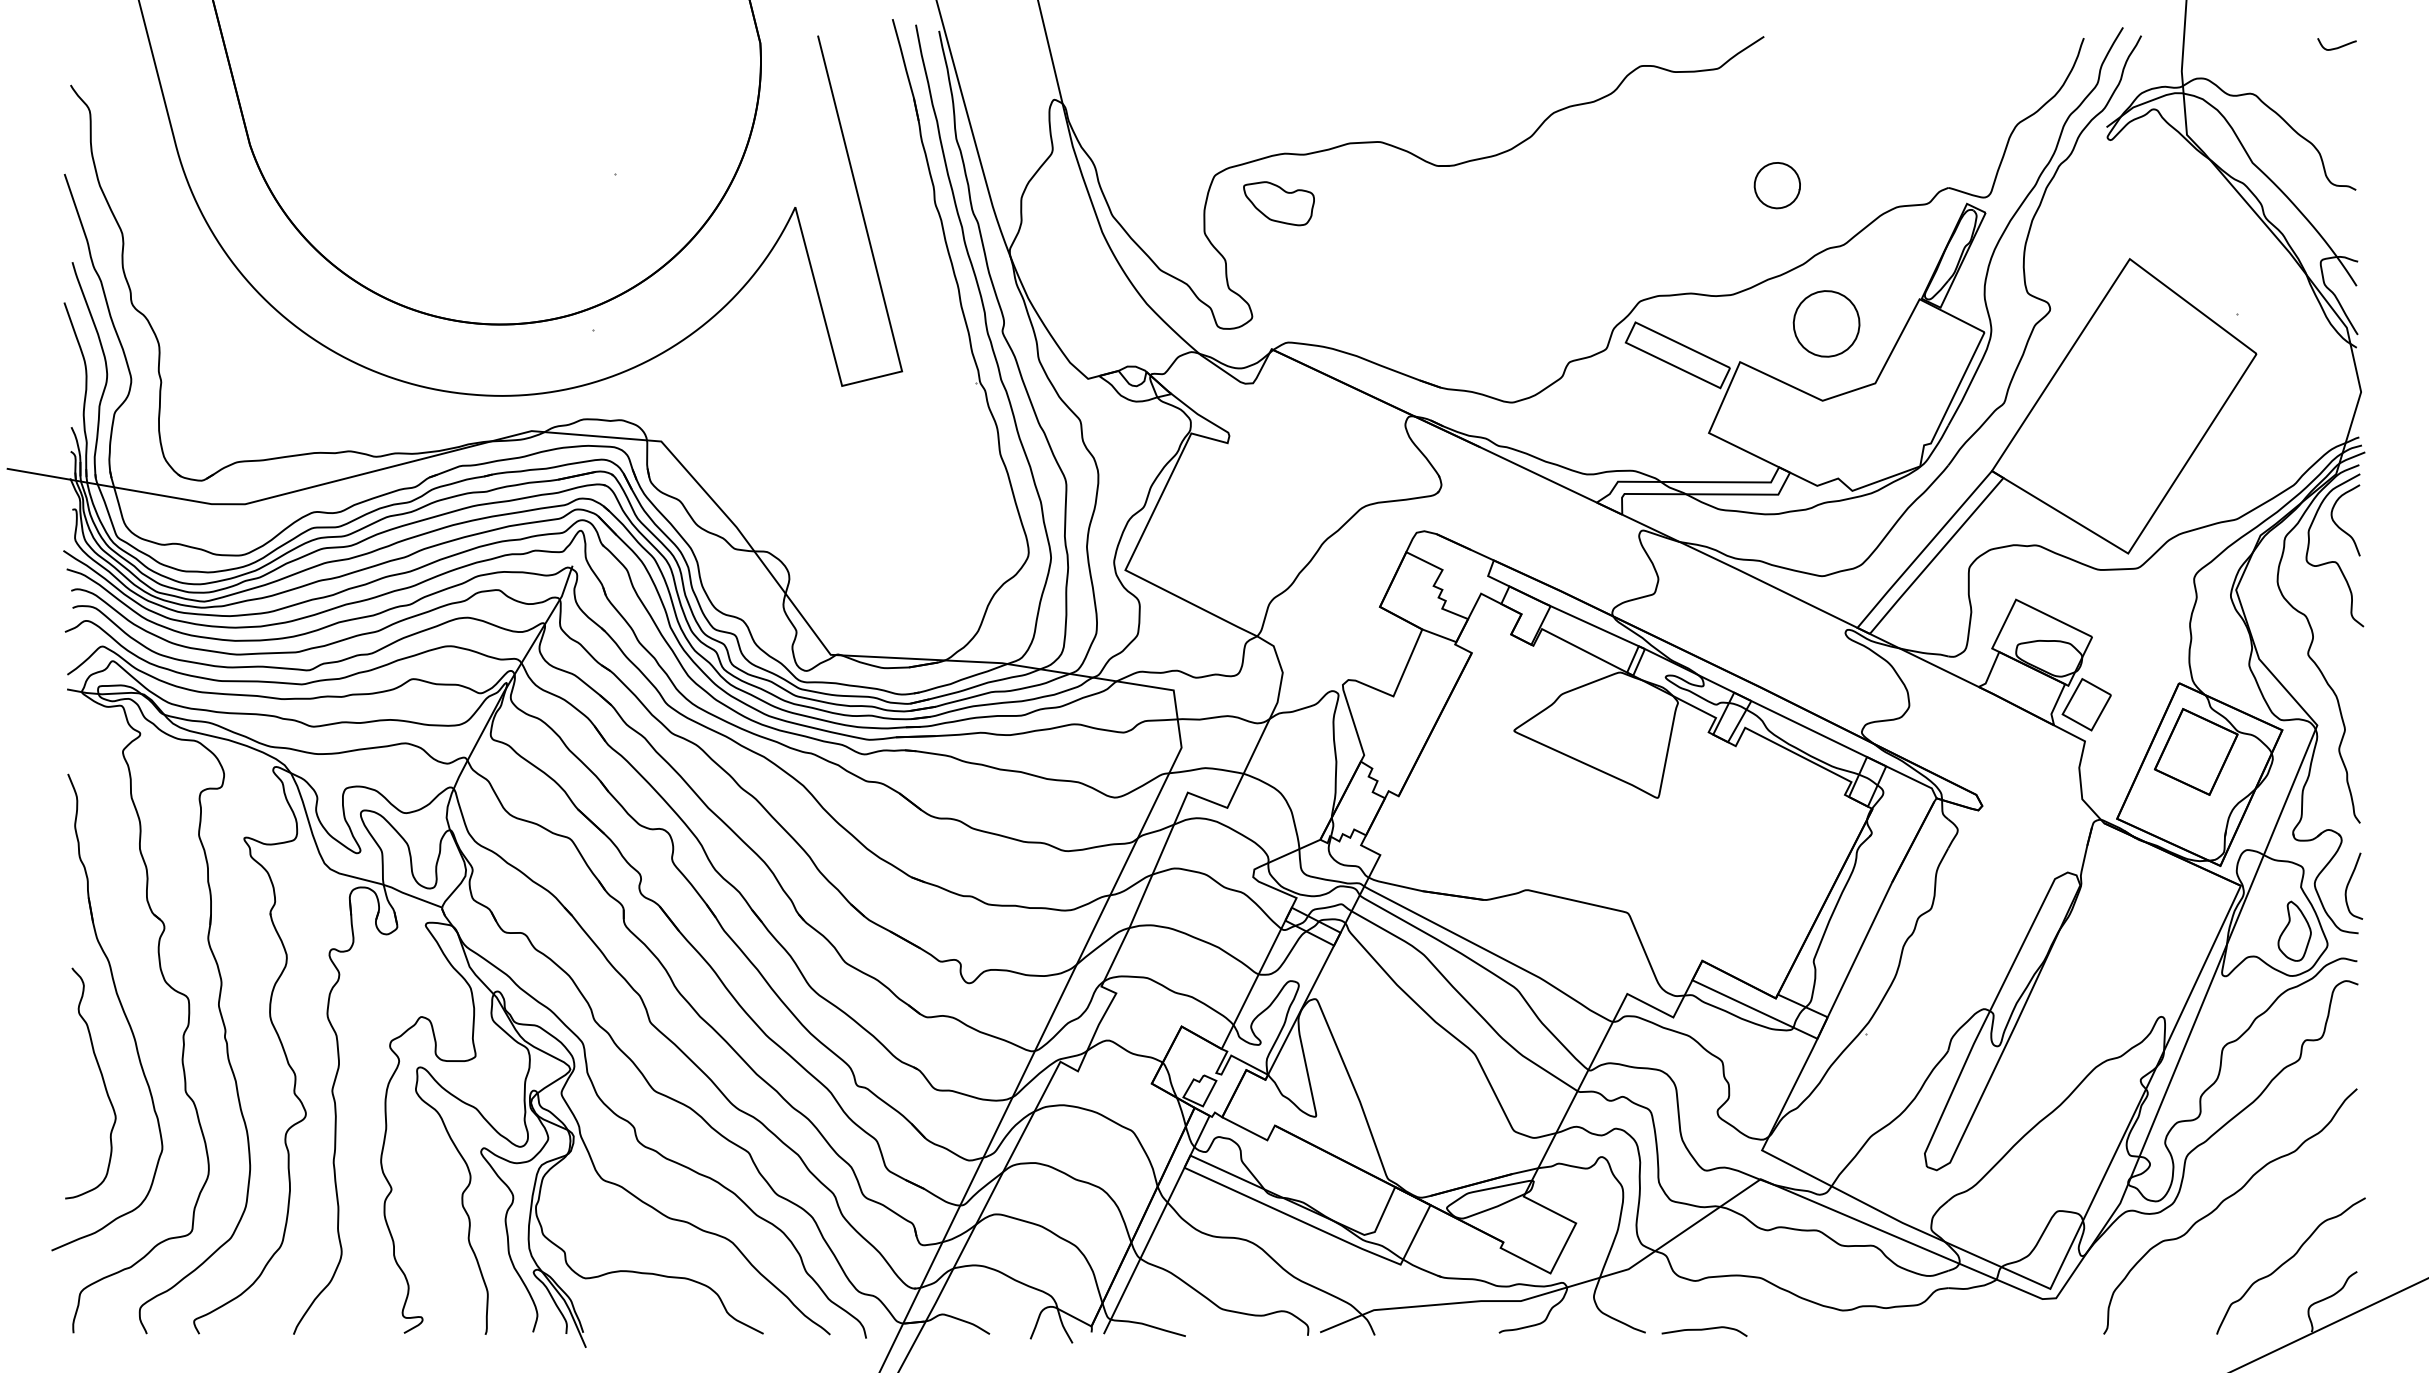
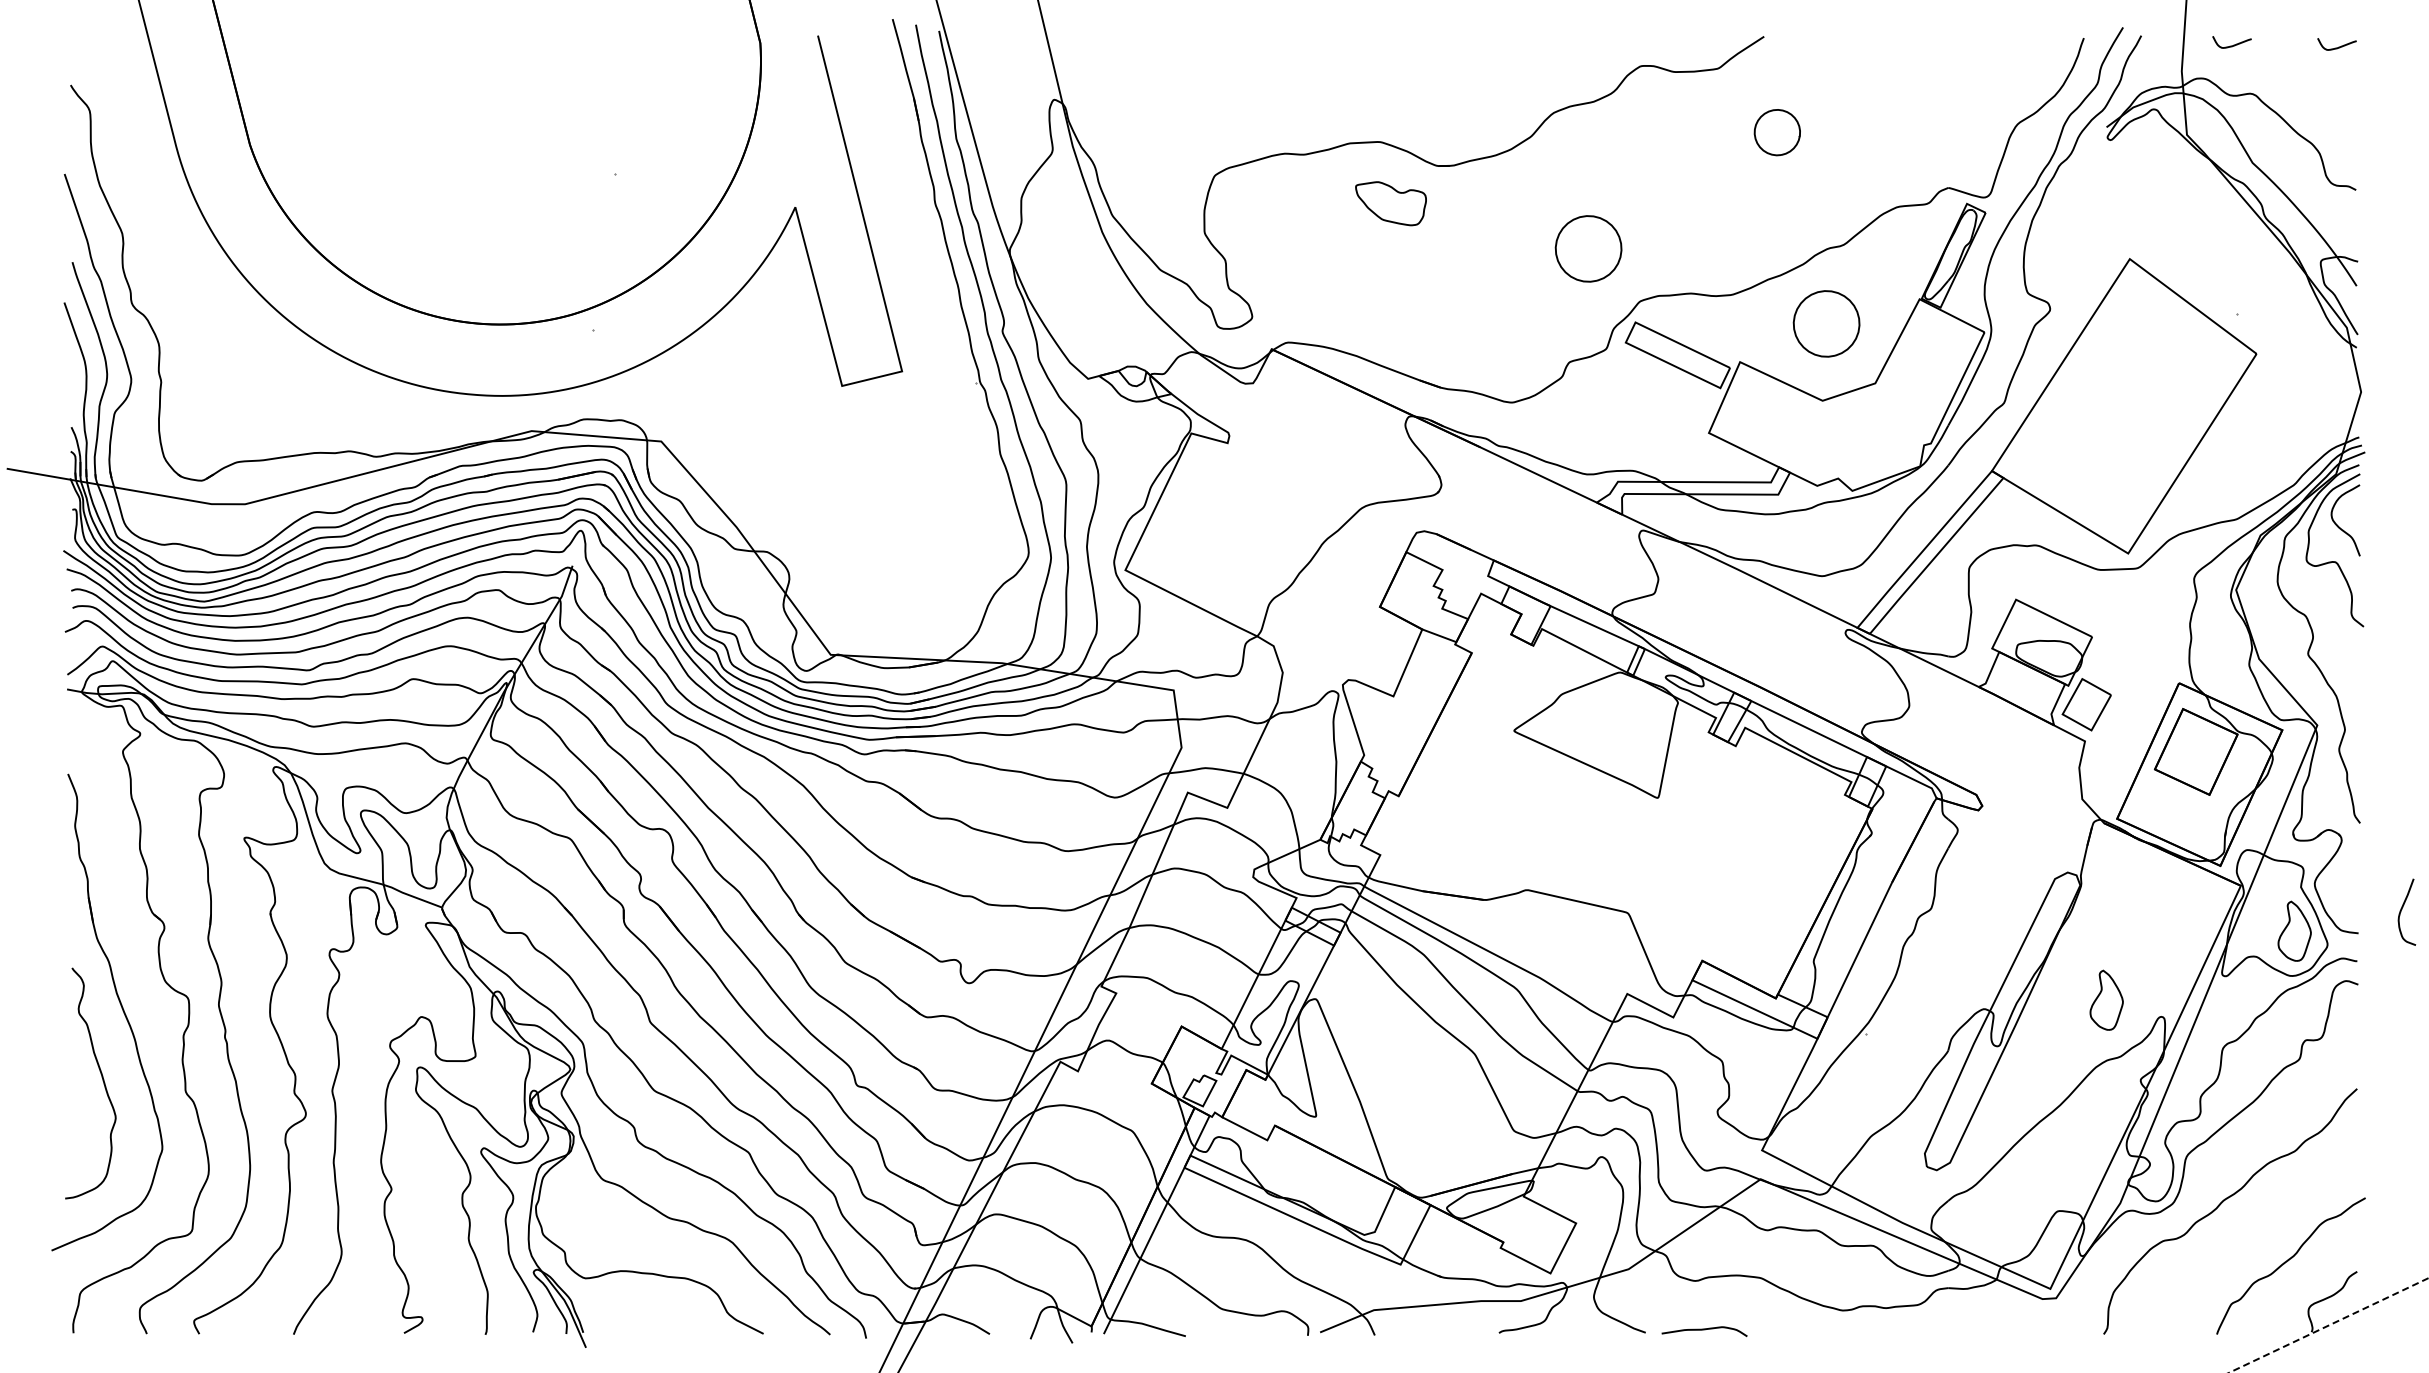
curve: none -> present (2233, 44)
part position: (1776, 185) -> (1776, 132) (1776, 132)
part position: (1278, 203) -> (1390, 203) (1390, 203)
part: none -> present (1588, 248)
curve position: (2349, 883) -> (2402, 909) (2402, 909)
part: none -> present (2106, 999)
line: solid -> dashed (2328, 1325)
